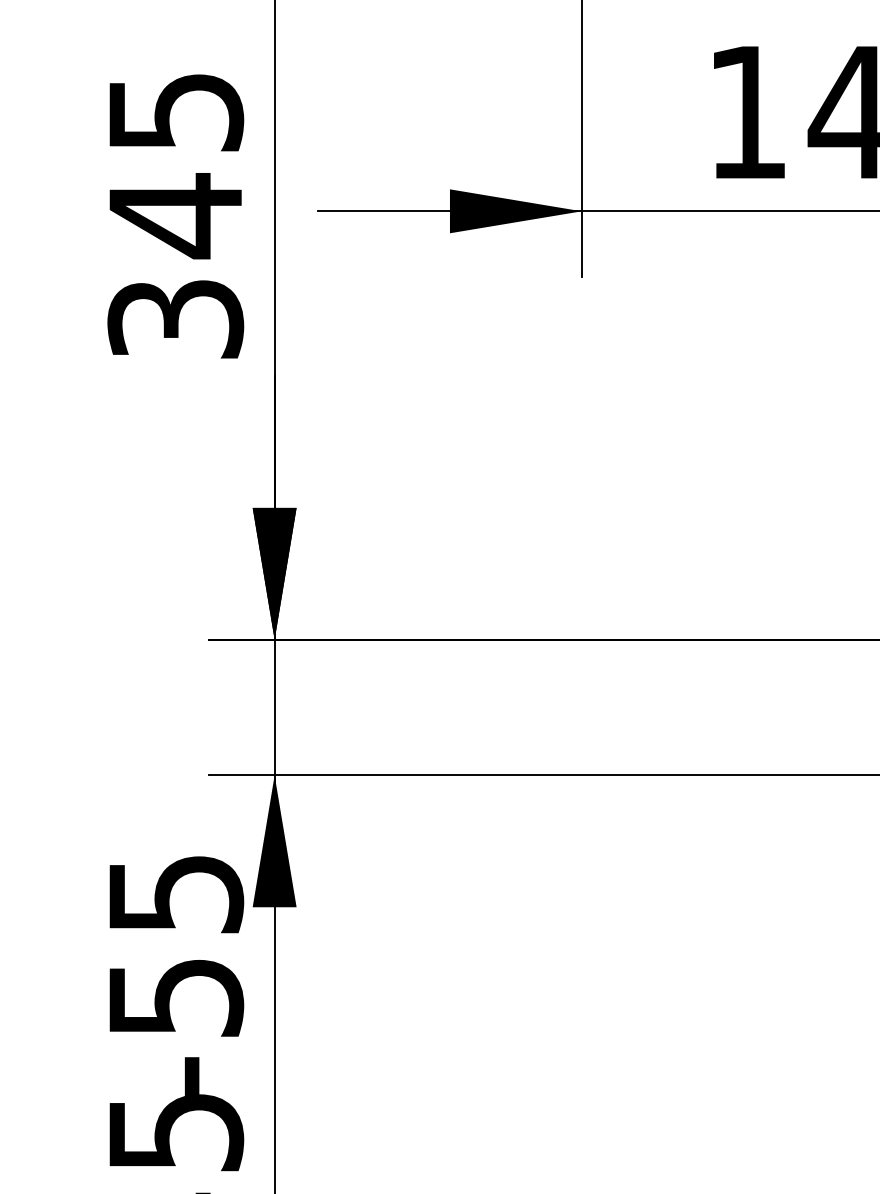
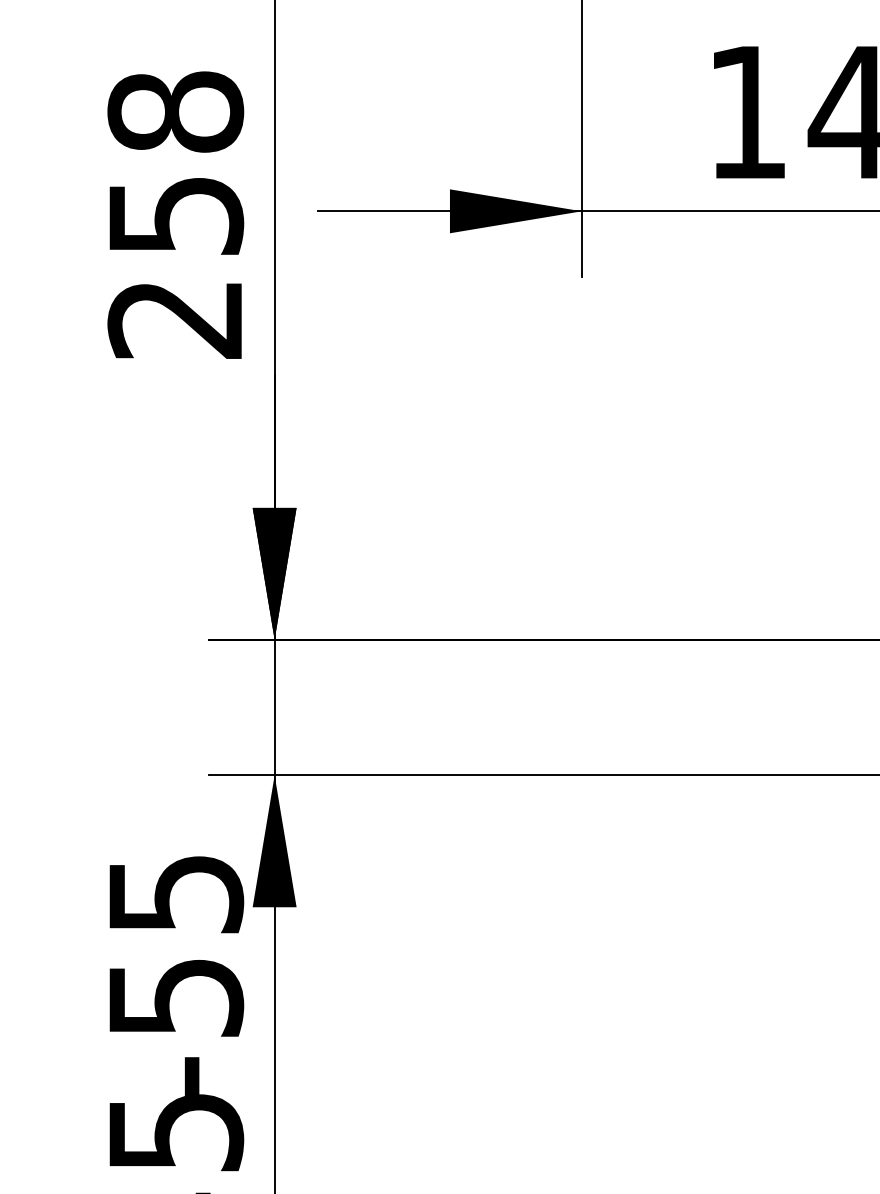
text: 345 -> 258 (175, 214)
